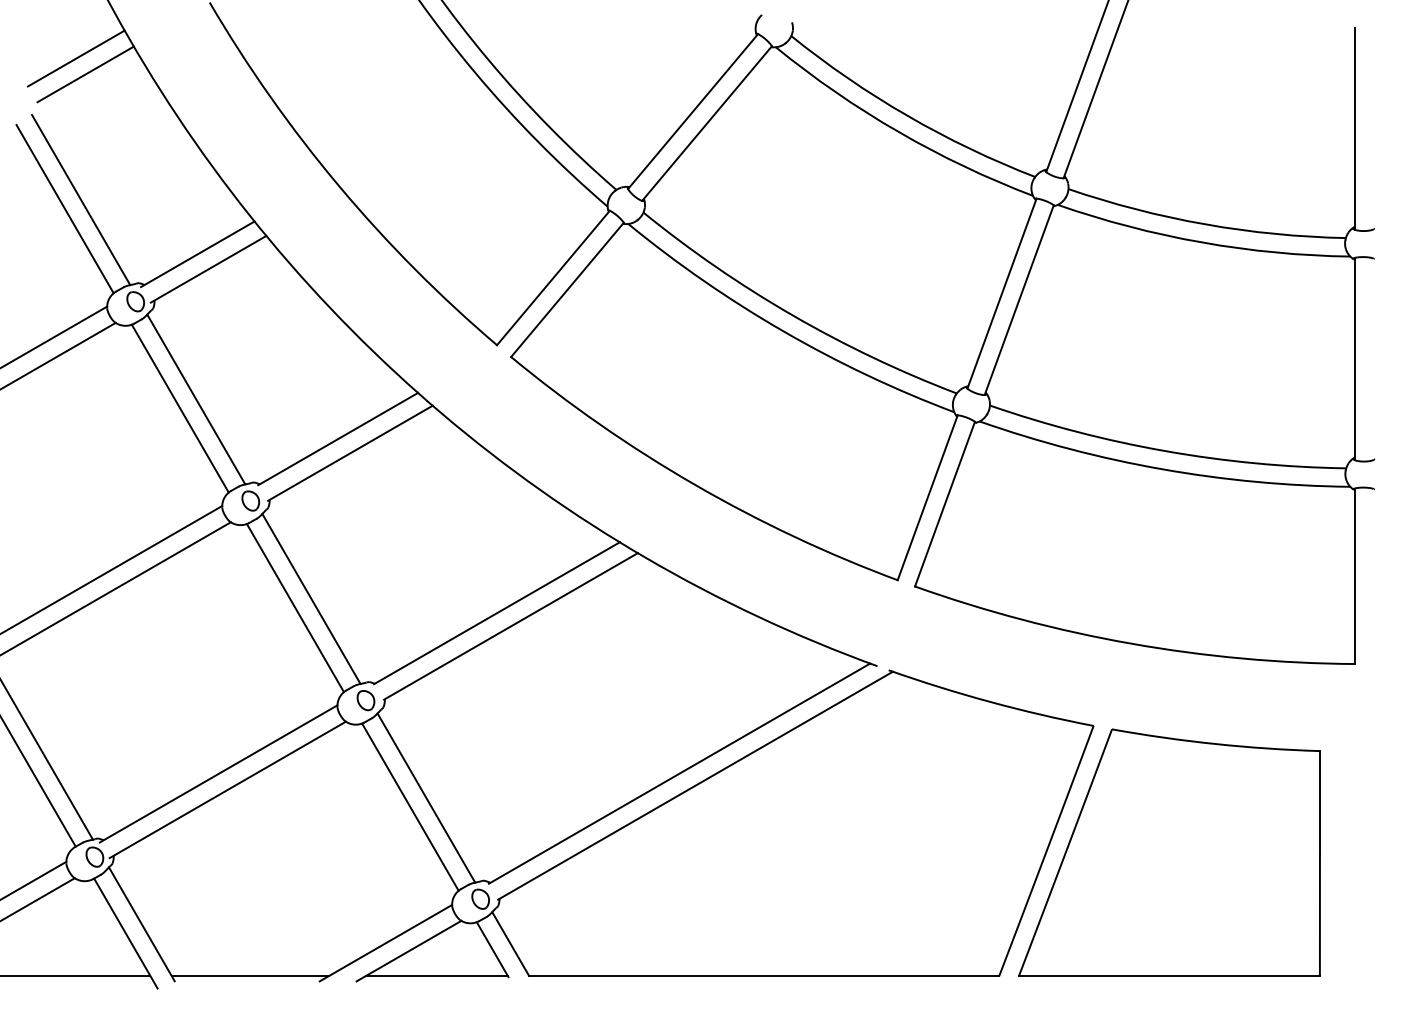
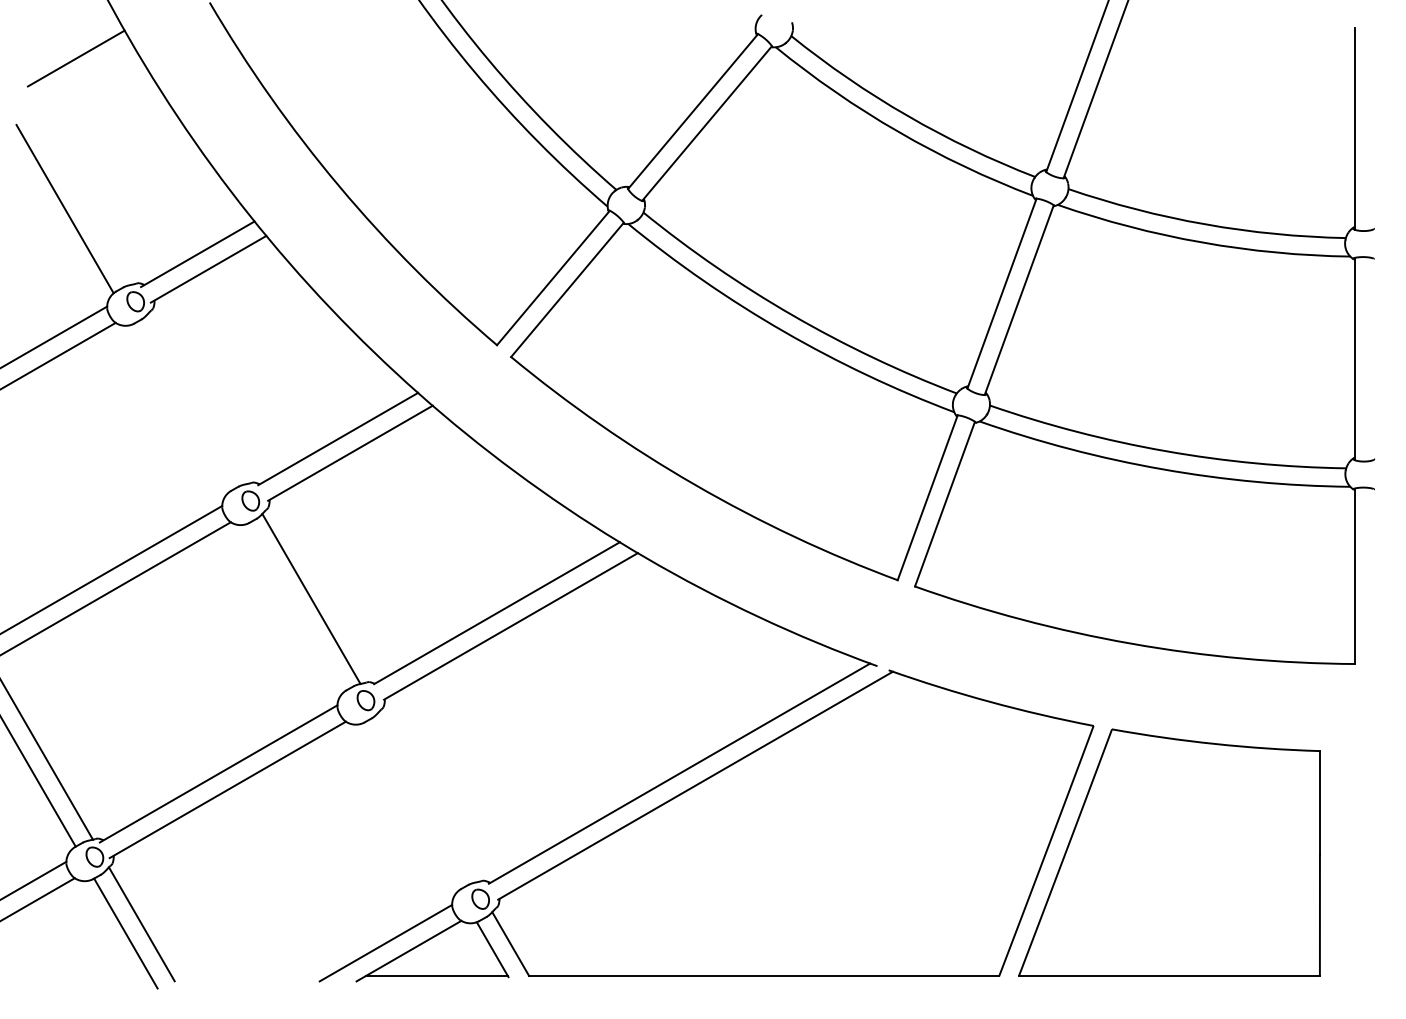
line: present -> none (85, 74)
line: present -> none (81, 199)
line: present -> none (196, 399)
line: present -> none (179, 408)
line: present -> none (294, 608)
line: present -> none (426, 797)
line: present -> none (410, 806)
line: present -> none (76, 975)
line: present -> none (250, 975)
